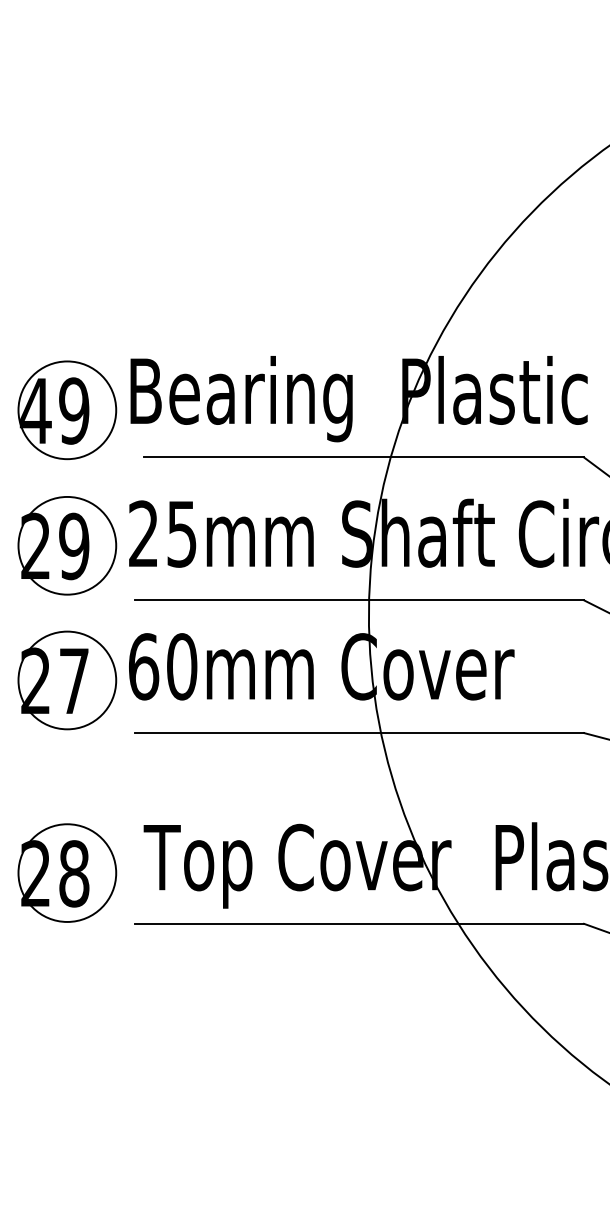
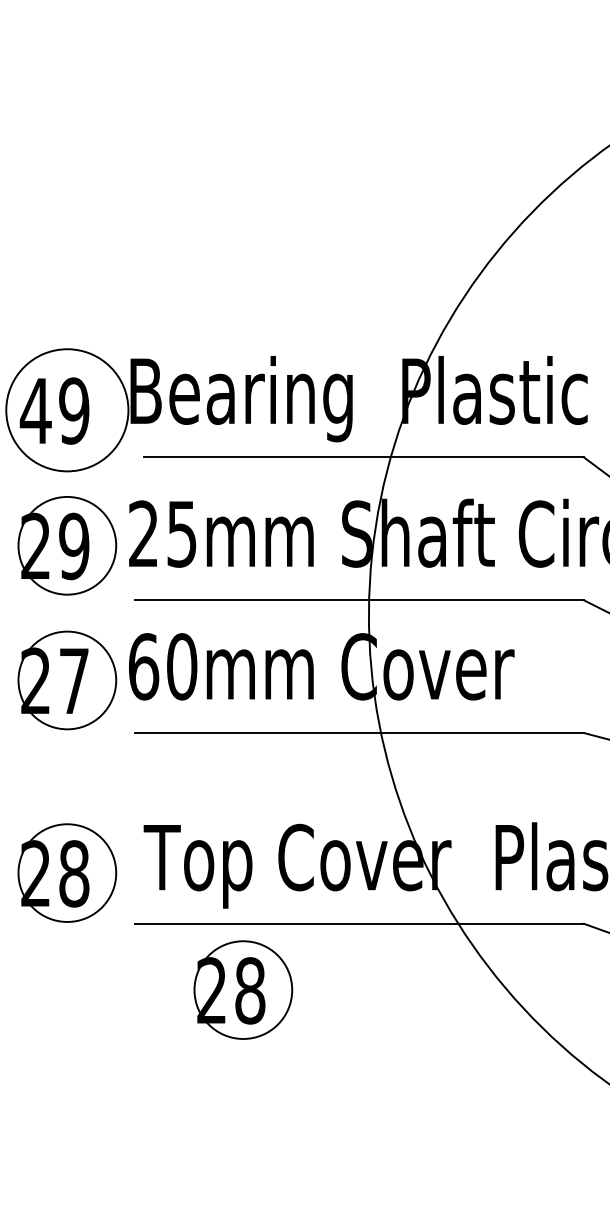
circle diameter: 98 px -> 122 px (67, 410)
part: none -> present (243, 989)
